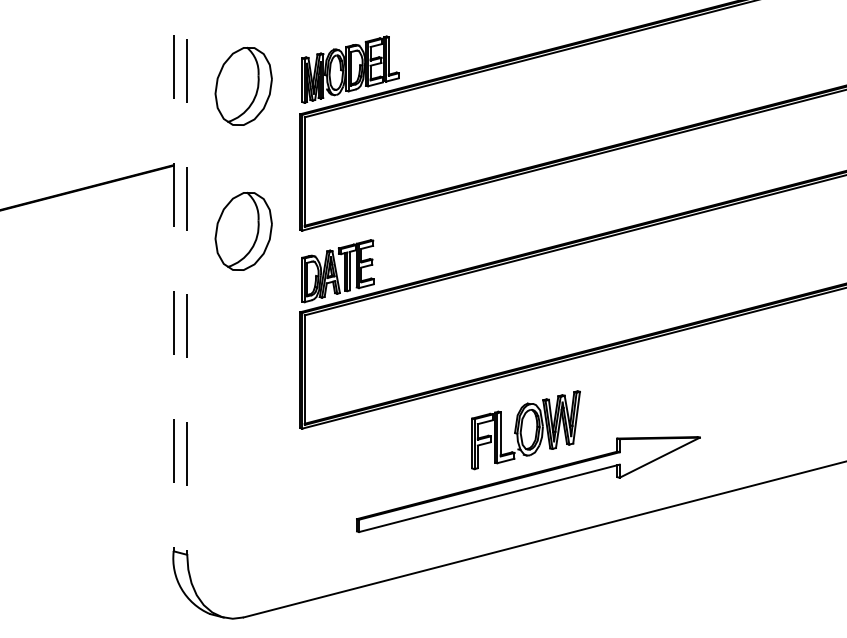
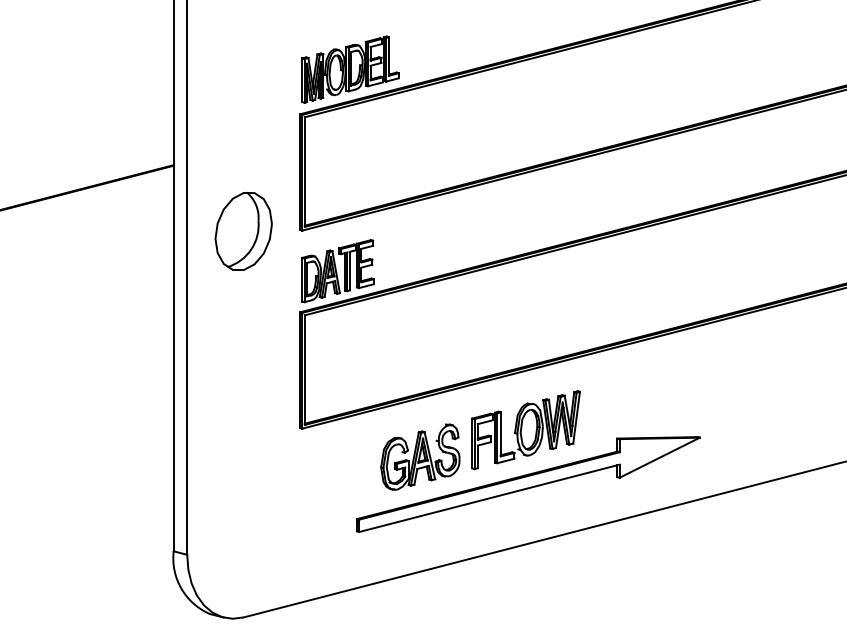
part: present -> none (243, 85)
line: dashed -> solid (173, 276)
line: dashed -> solid (187, 277)
part: none -> present (420, 456)
